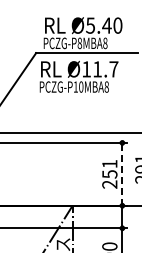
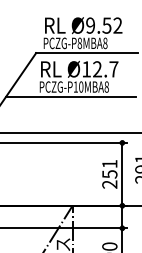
text: Ø5.40 -> Ø9.52 (104, 25)
text: Ø11.7 -> Ø12.7 (97, 69)
line: none -> present (70, 96)
line: dashed -> solid (122, 173)
